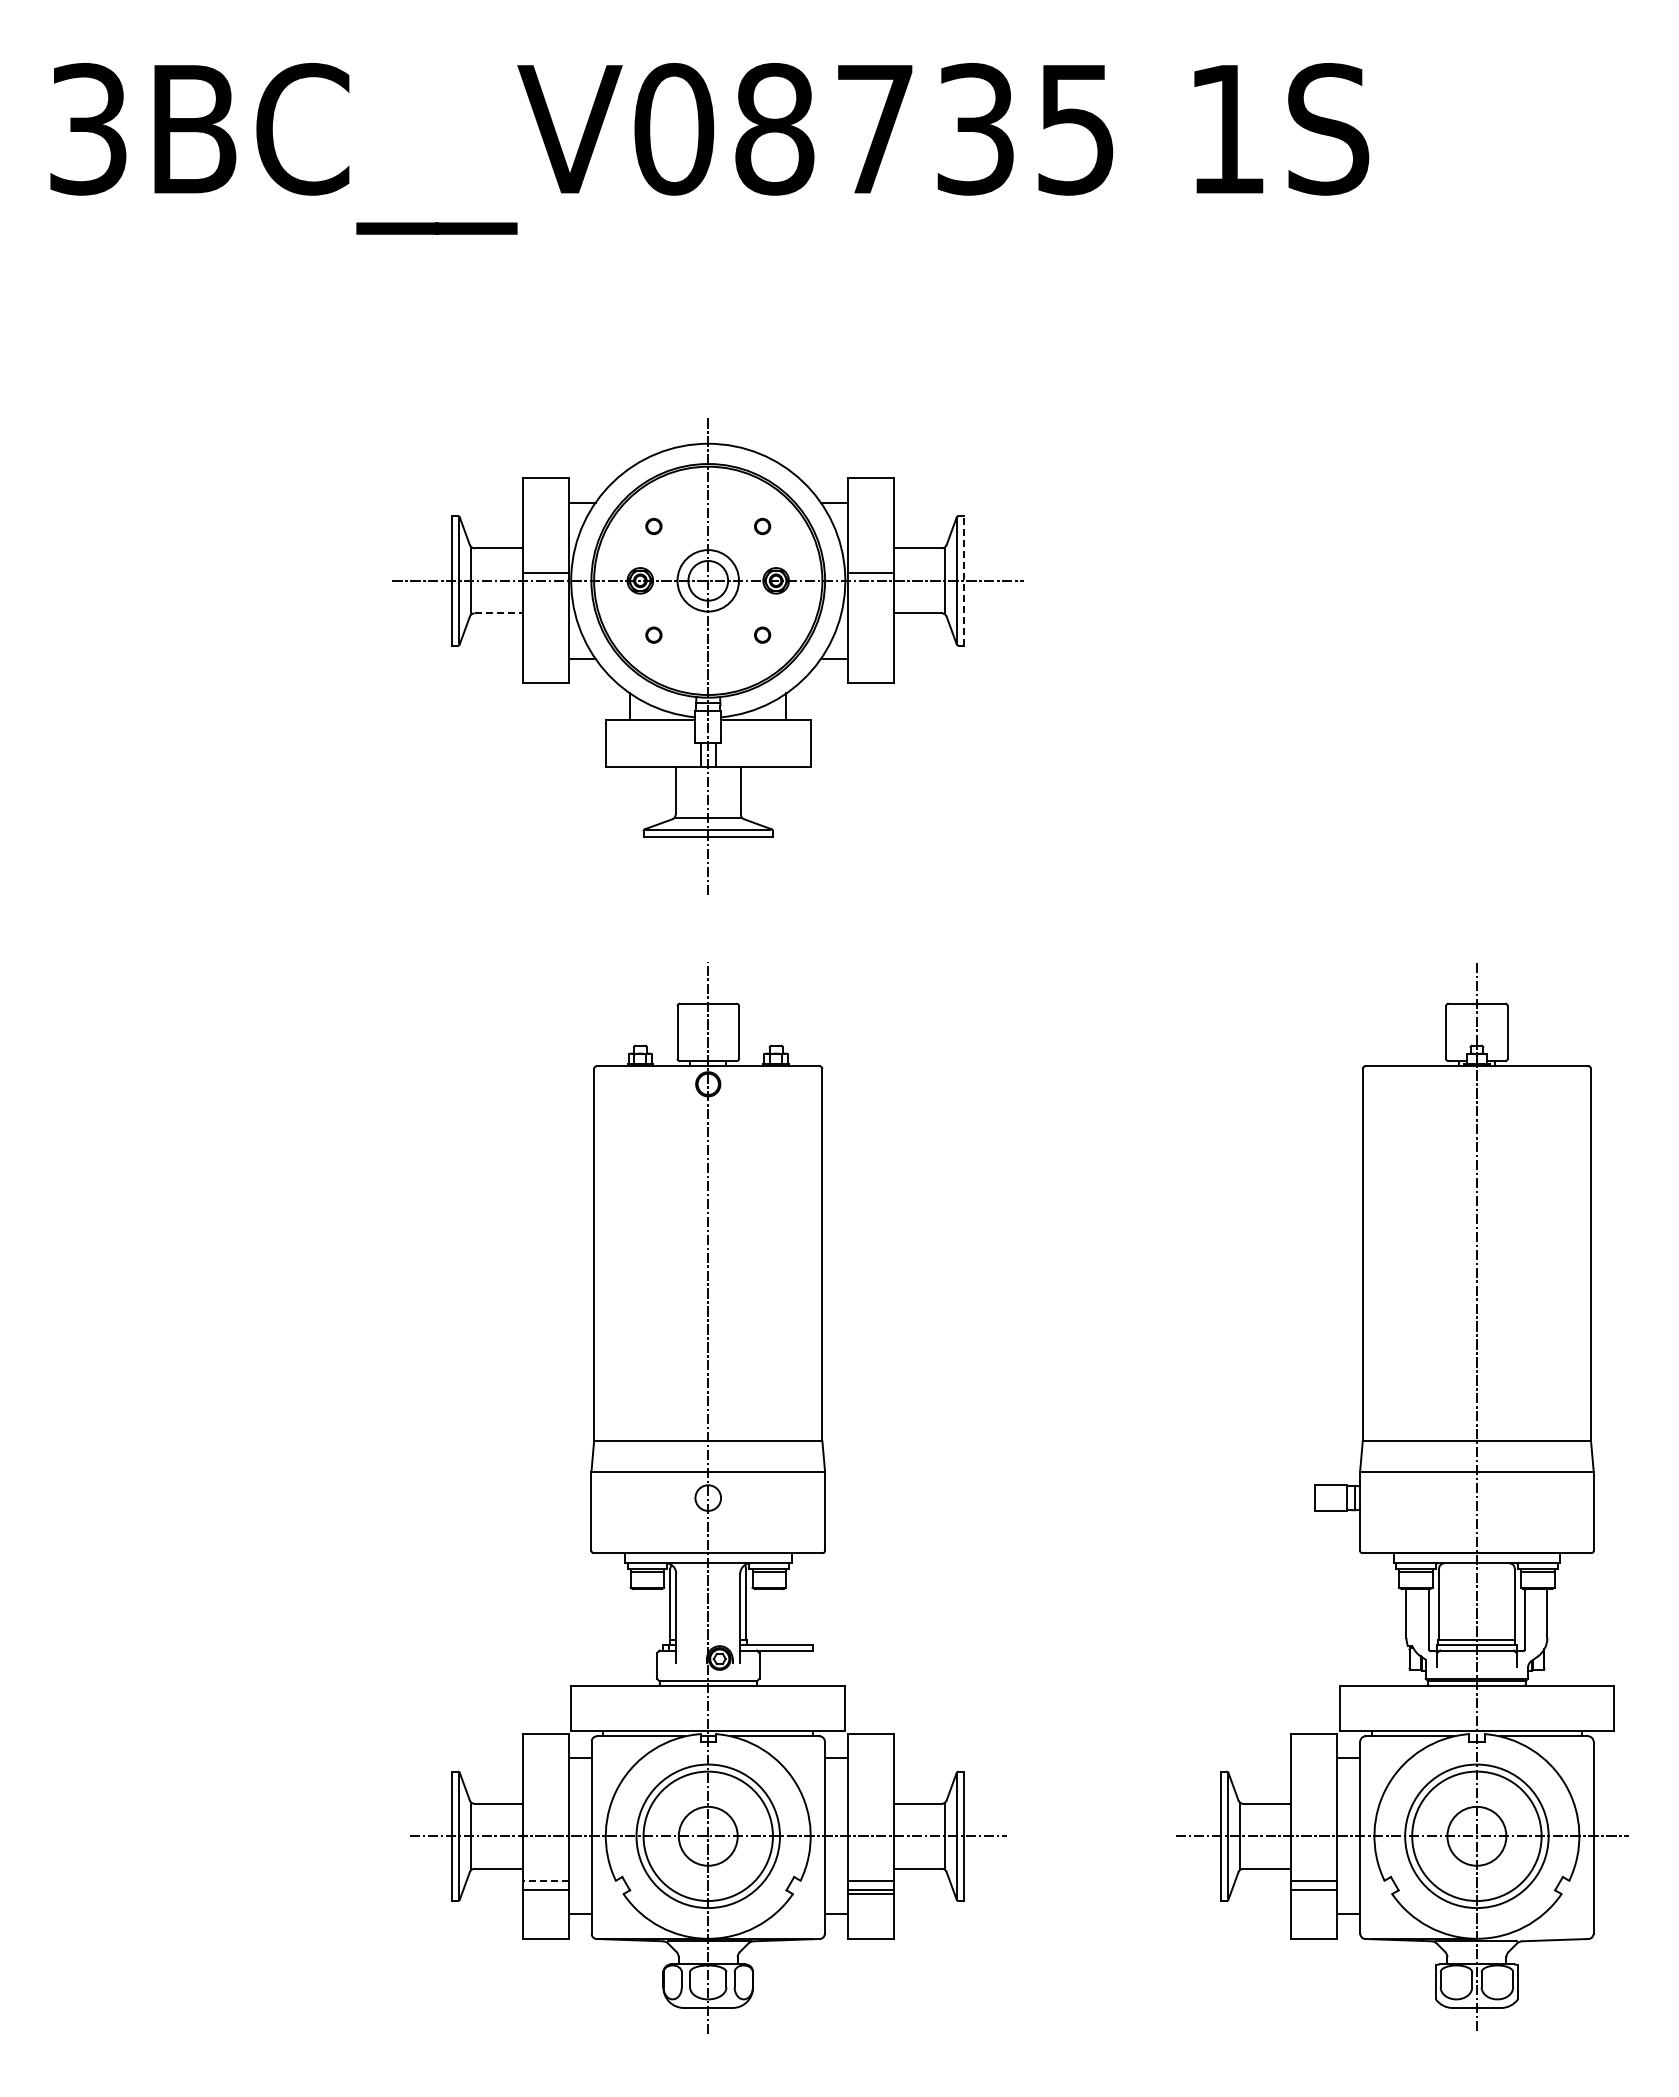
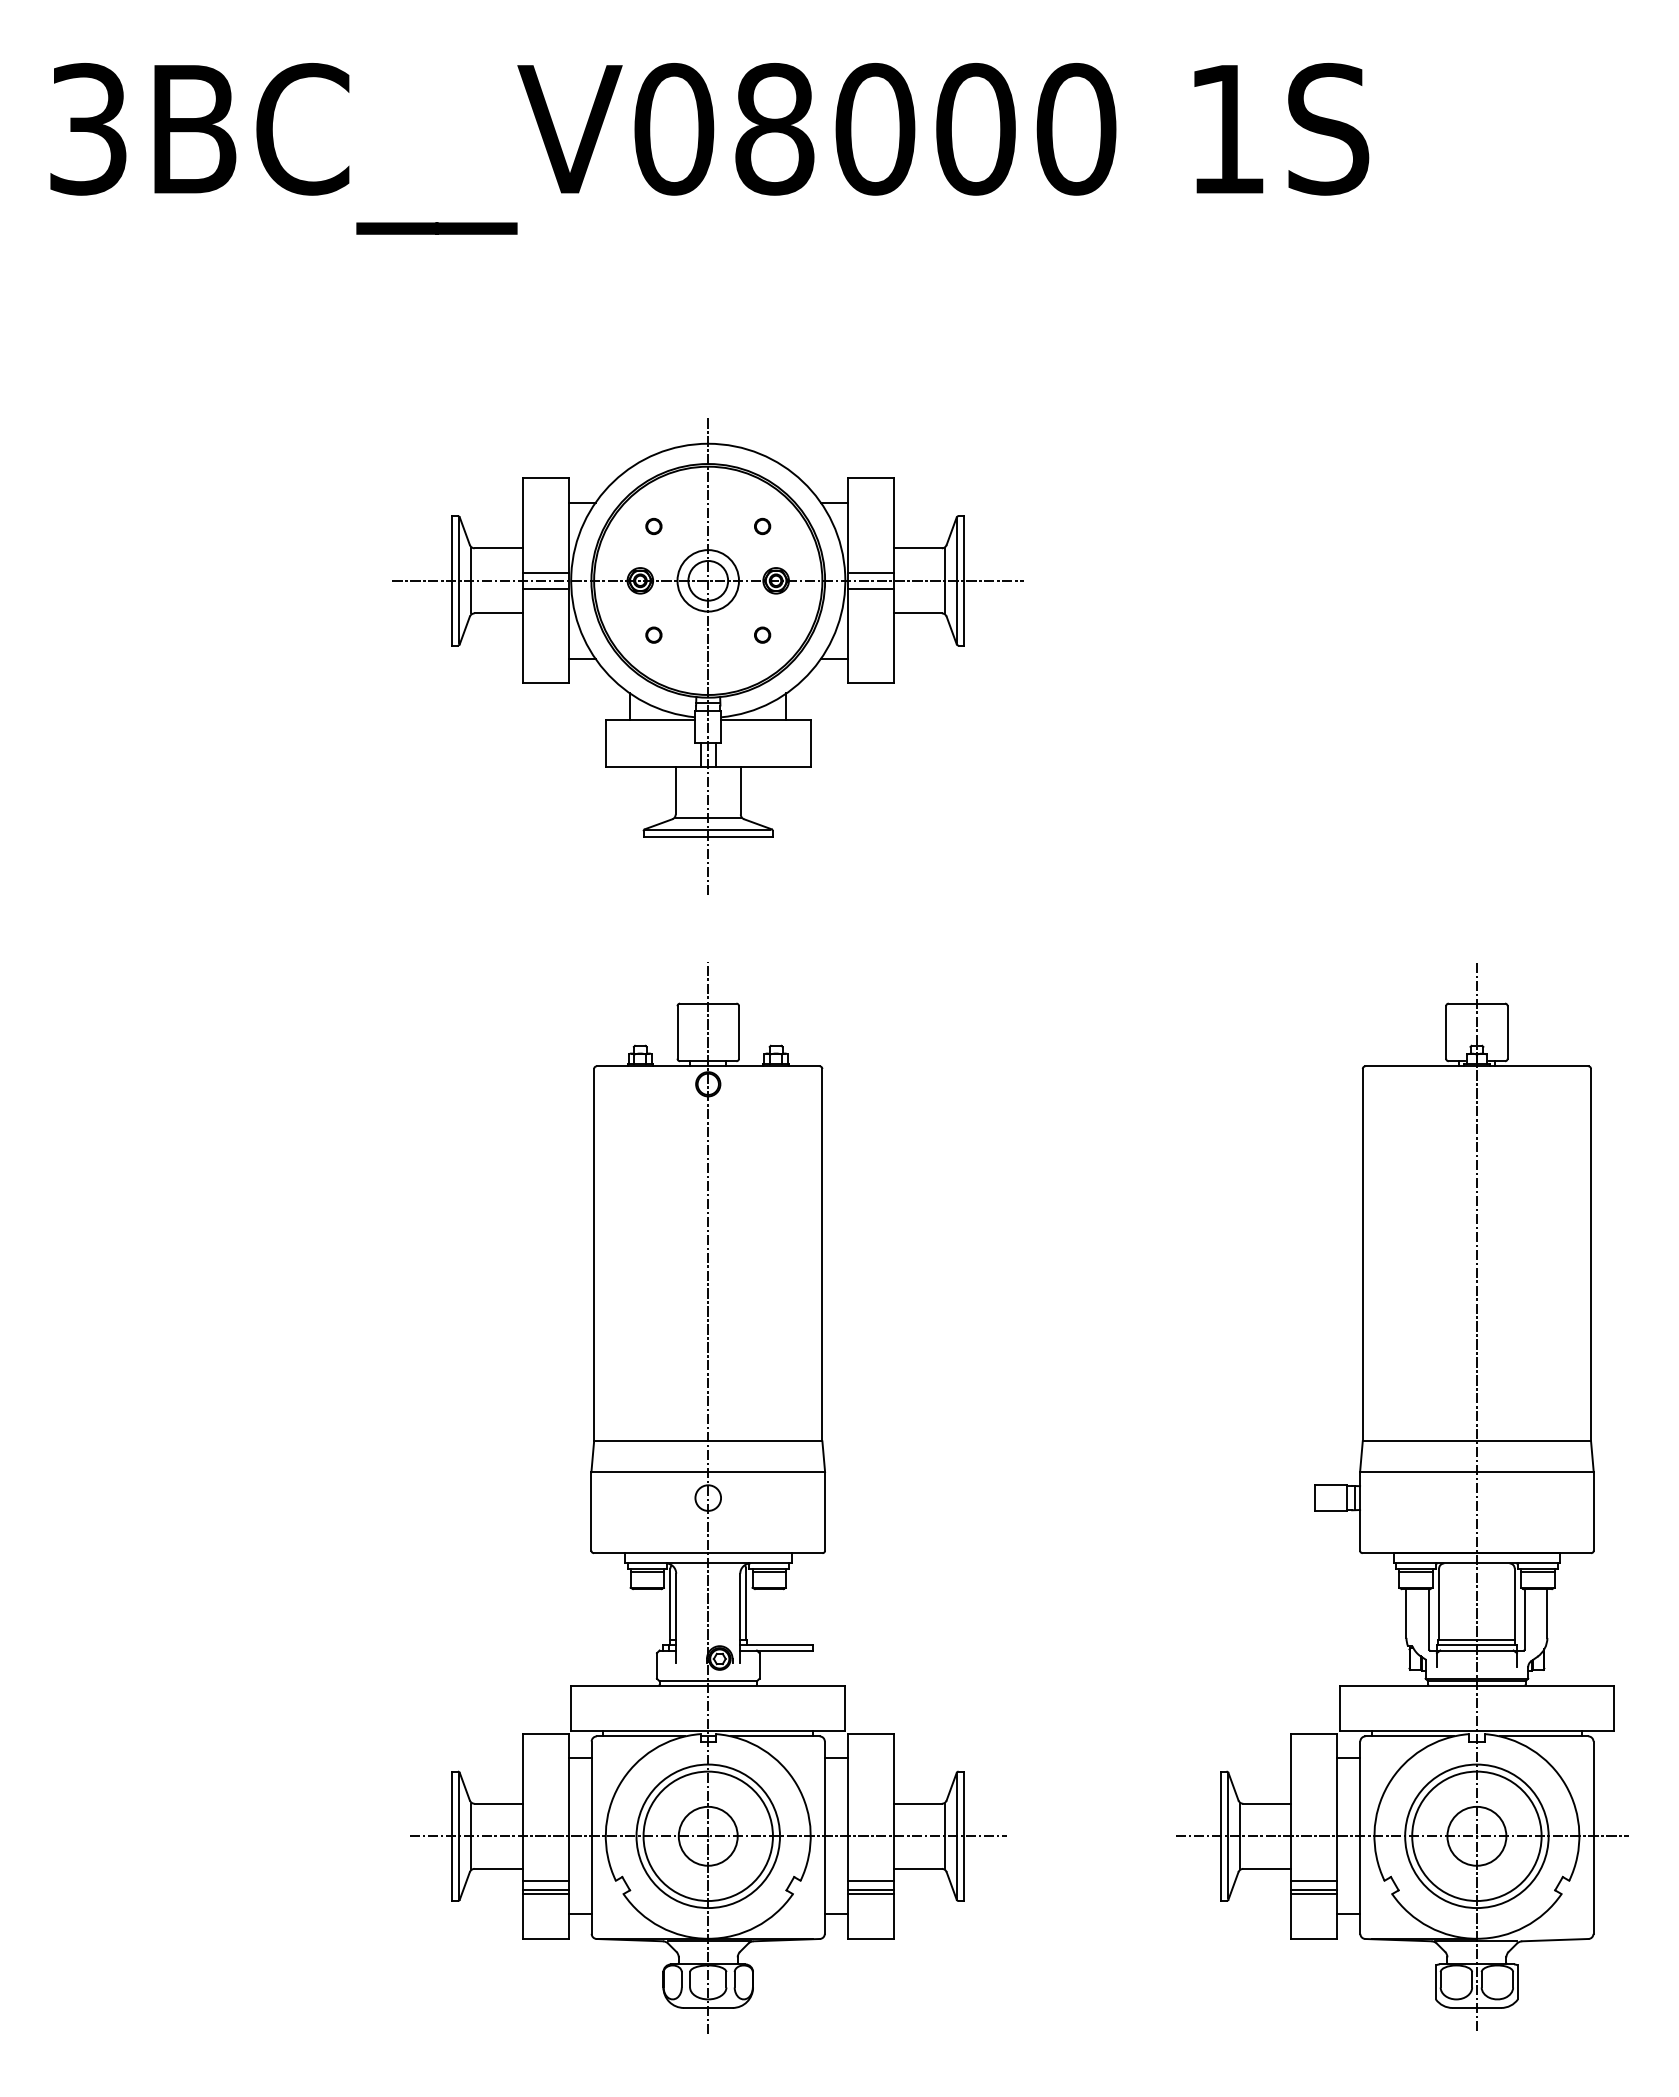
text: 3BC__V08735 -> 3BC__V08000 (975, 129)
line: dashed -> solid (964, 580)
line: none -> present (545, 588)
line: none -> present (870, 588)
line: dashed -> solid (498, 613)
line: dashed -> solid (545, 1880)
line: none -> present (545, 1894)
line: none -> present (1314, 1894)
